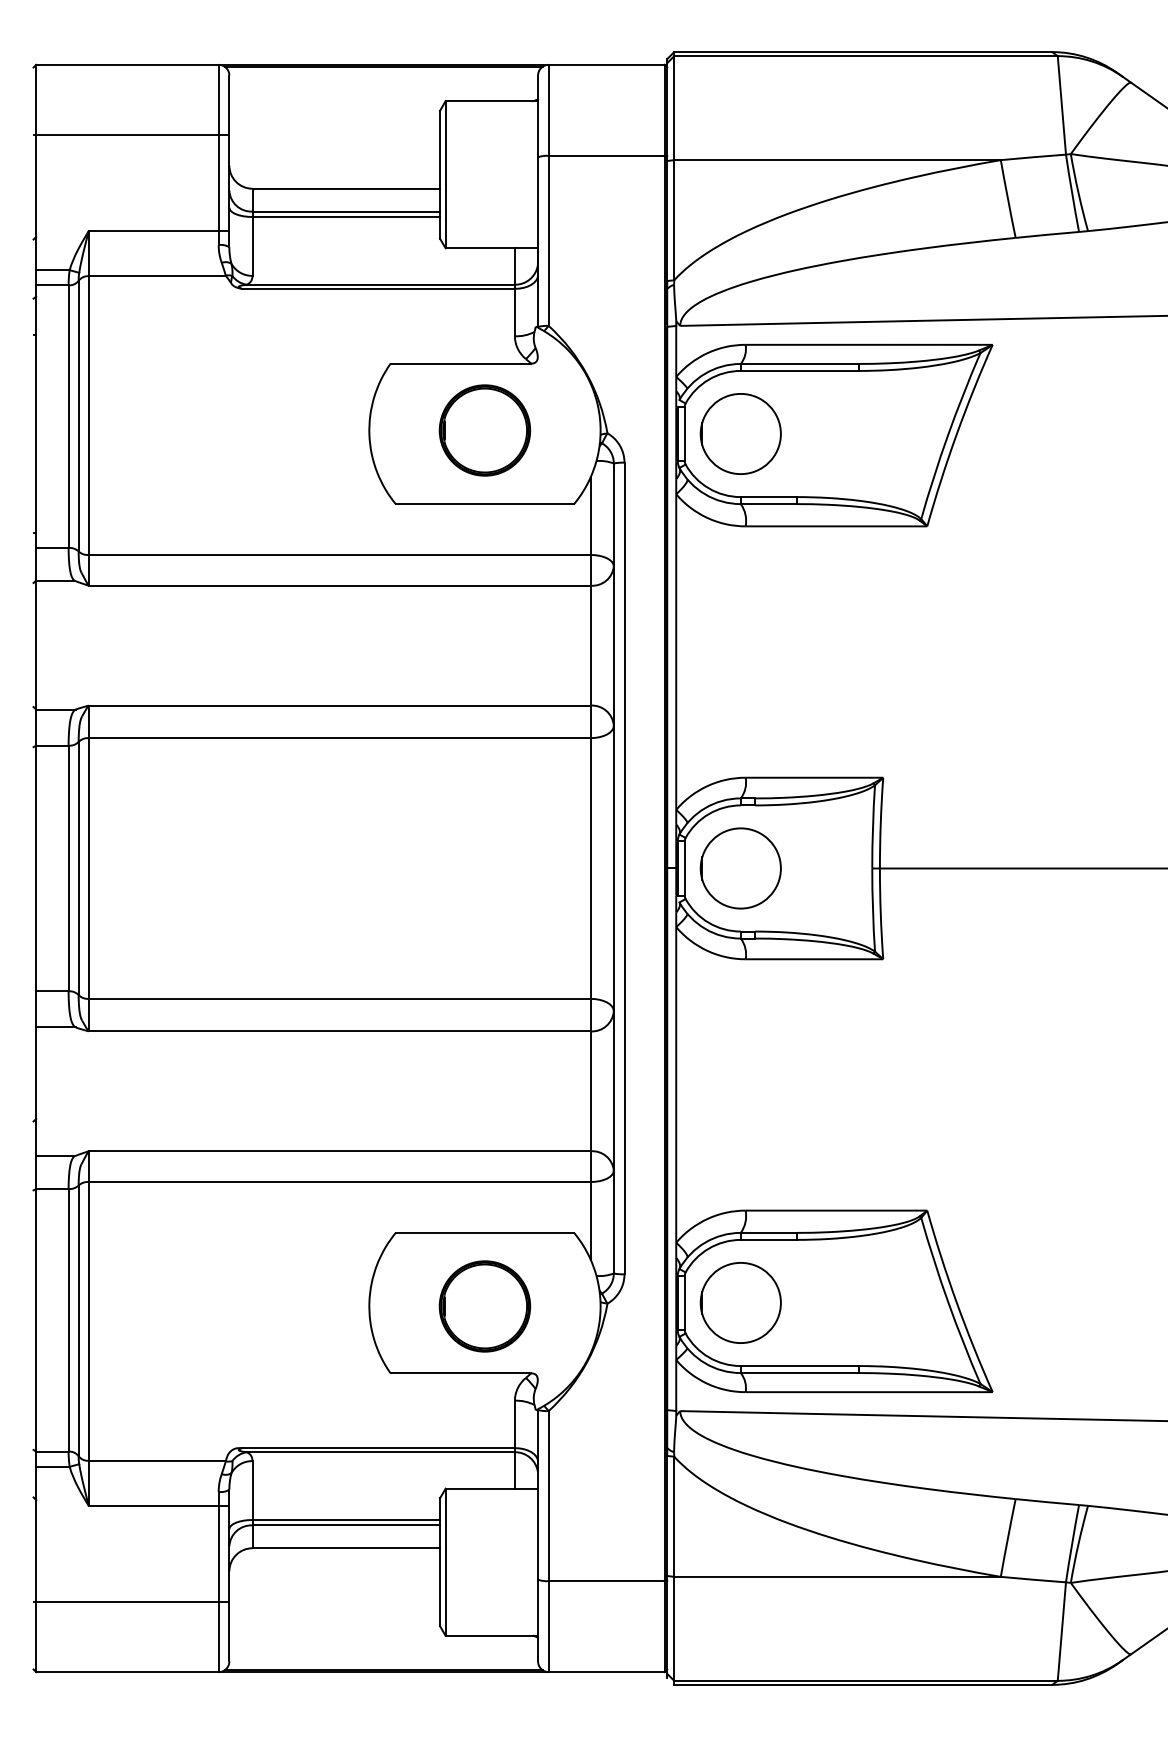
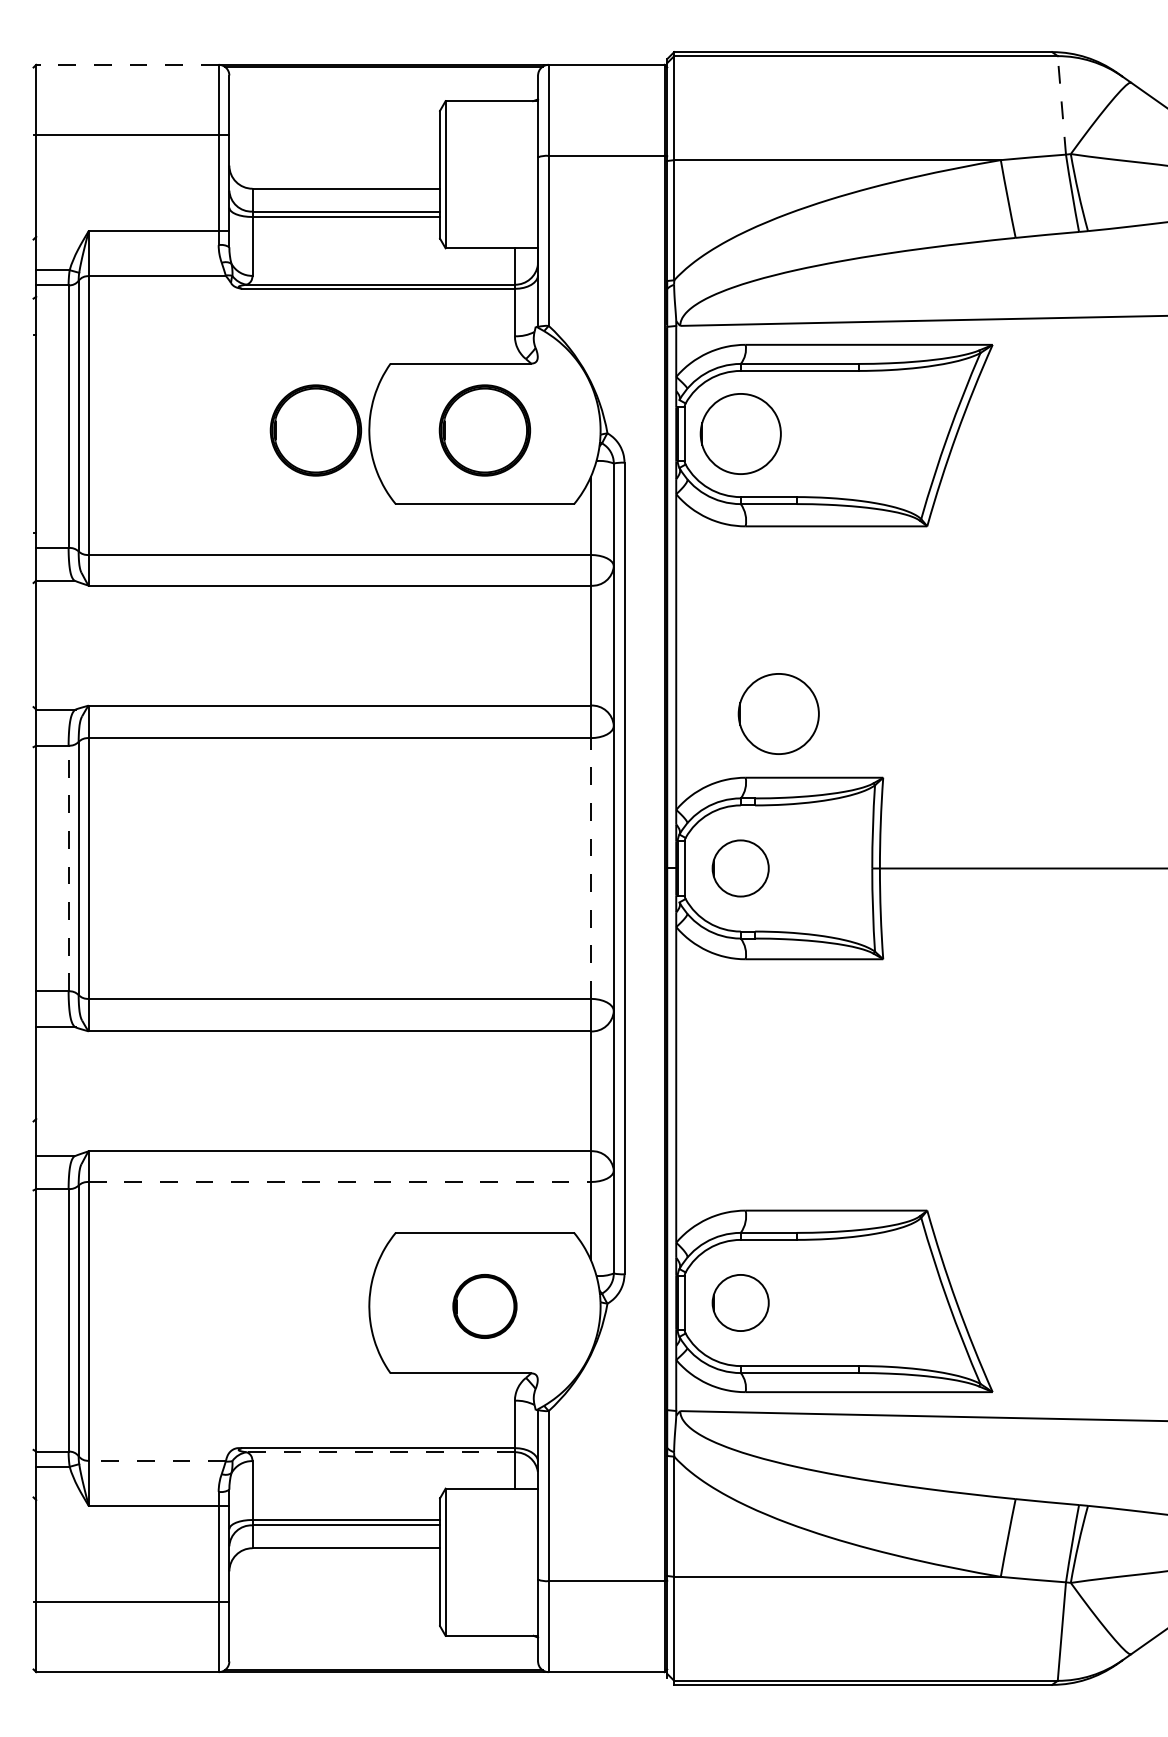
line: solid -> dashed (126, 64)
line: solid -> dashed (1061, 104)
part: none -> present (315, 430)
circle: none -> present (778, 713)
line: solid -> dashed (590, 867)
line: solid -> dashed (68, 868)
circle size: 83x83 px -> 59x59 px (740, 868)
line: solid -> dashed (339, 1182)
circle size: 83x82 px -> 59x58 px (740, 1302)
part size: 94x93 px -> 66x65 px (484, 1306)
line: solid -> dashed (380, 1452)
line: solid -> dashed (157, 1460)
